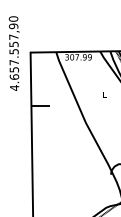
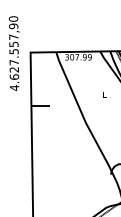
text: 4.657.557,90 -> 4.627.557,90 (14, 69)
